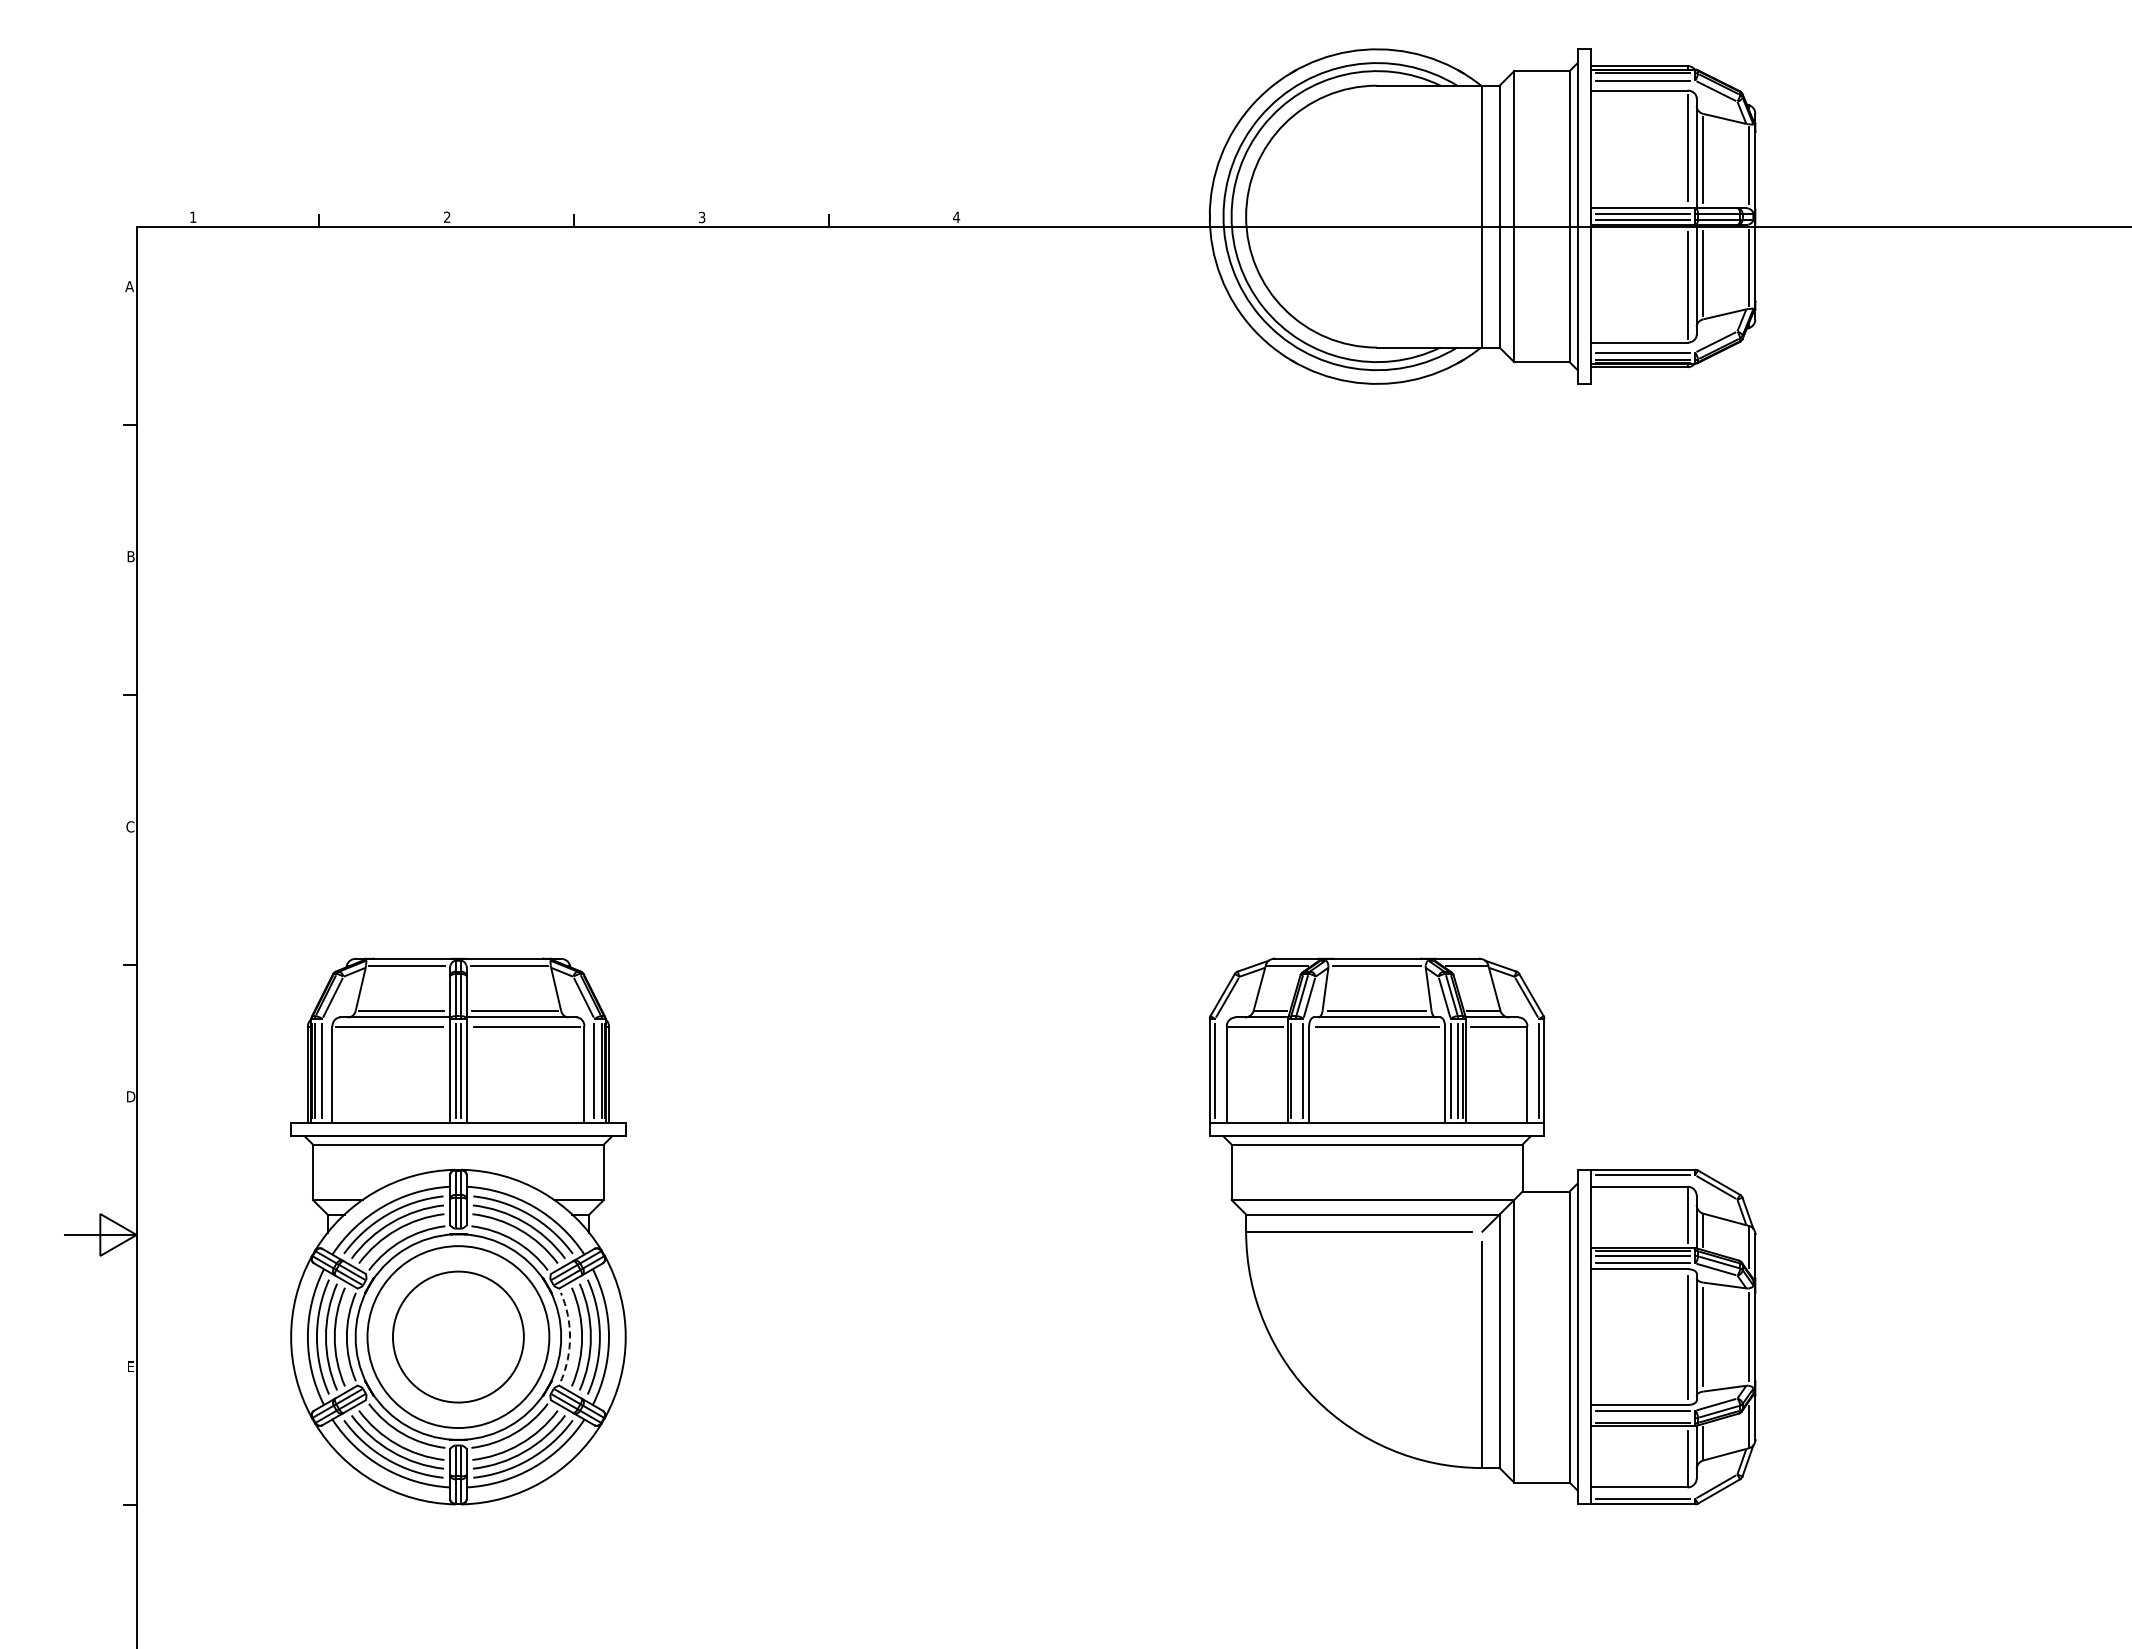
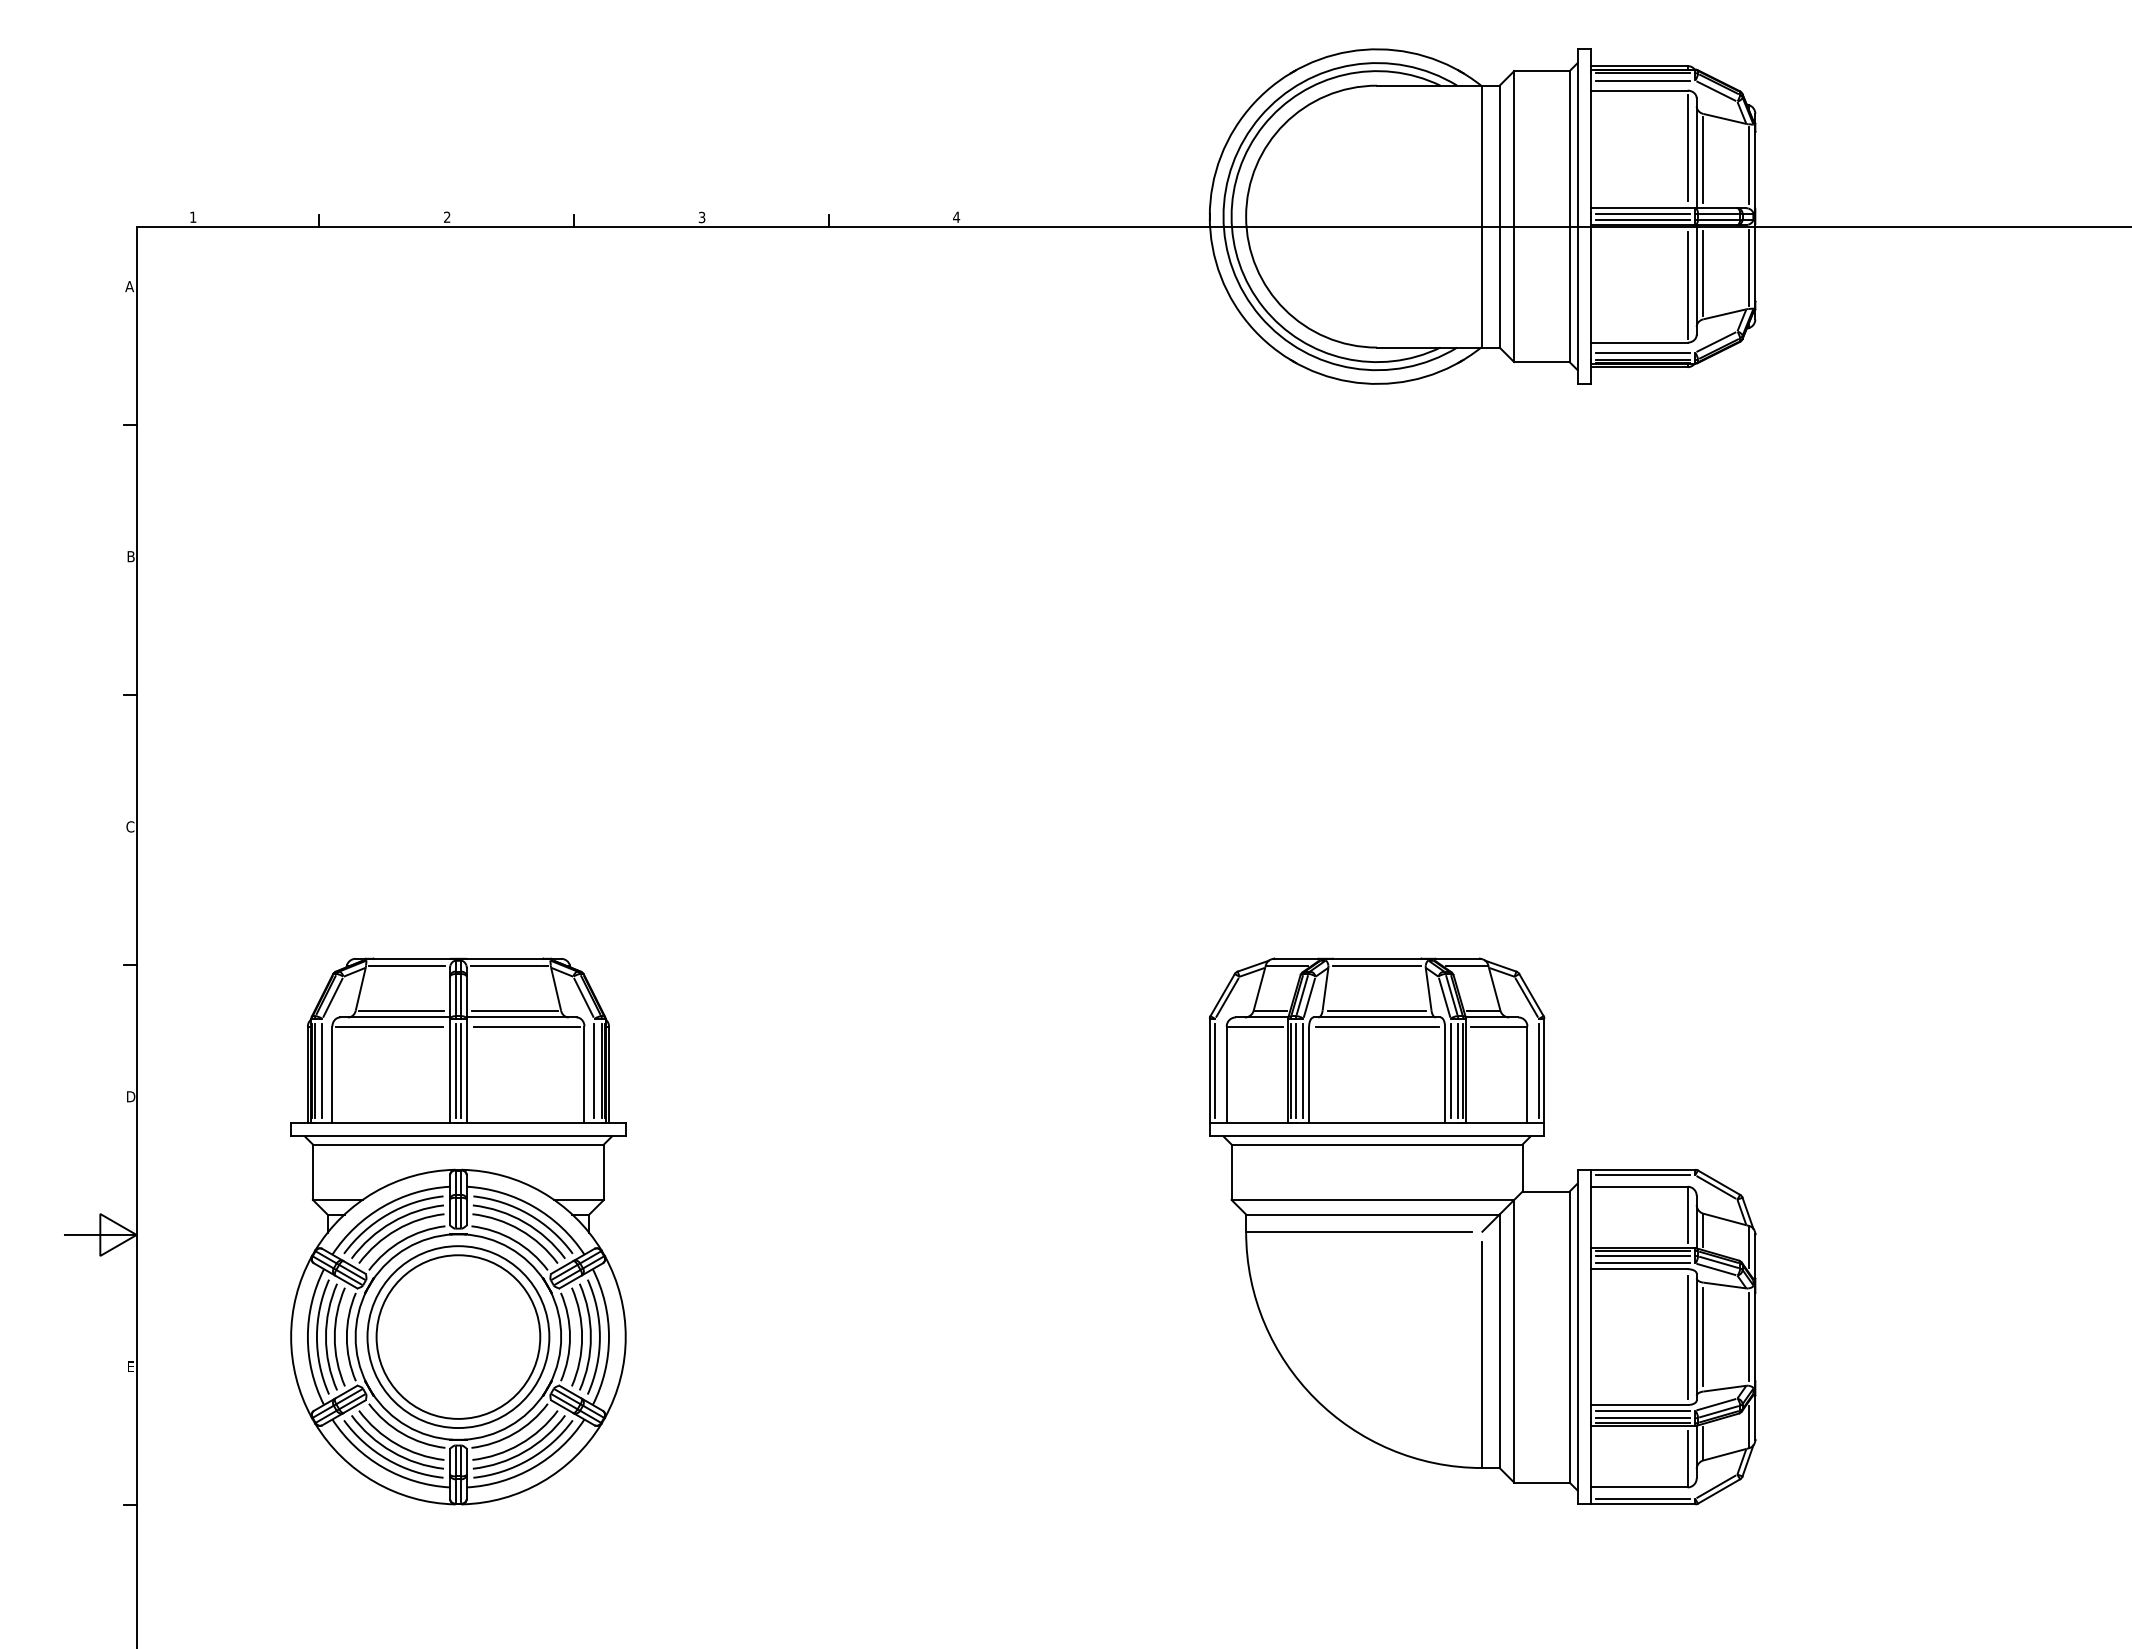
line: none -> present (1295, 1070)
circle diameter: 131 px -> 164 px (458, 1336)
arc: dashed -> solid (570, 1337)
line: none -> present (1643, 1418)
